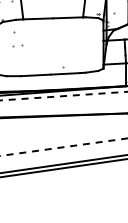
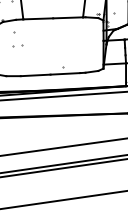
line: dashed -> solid (63, 96)
line: dashed -> solid (63, 147)
line: none -> present (63, 199)
